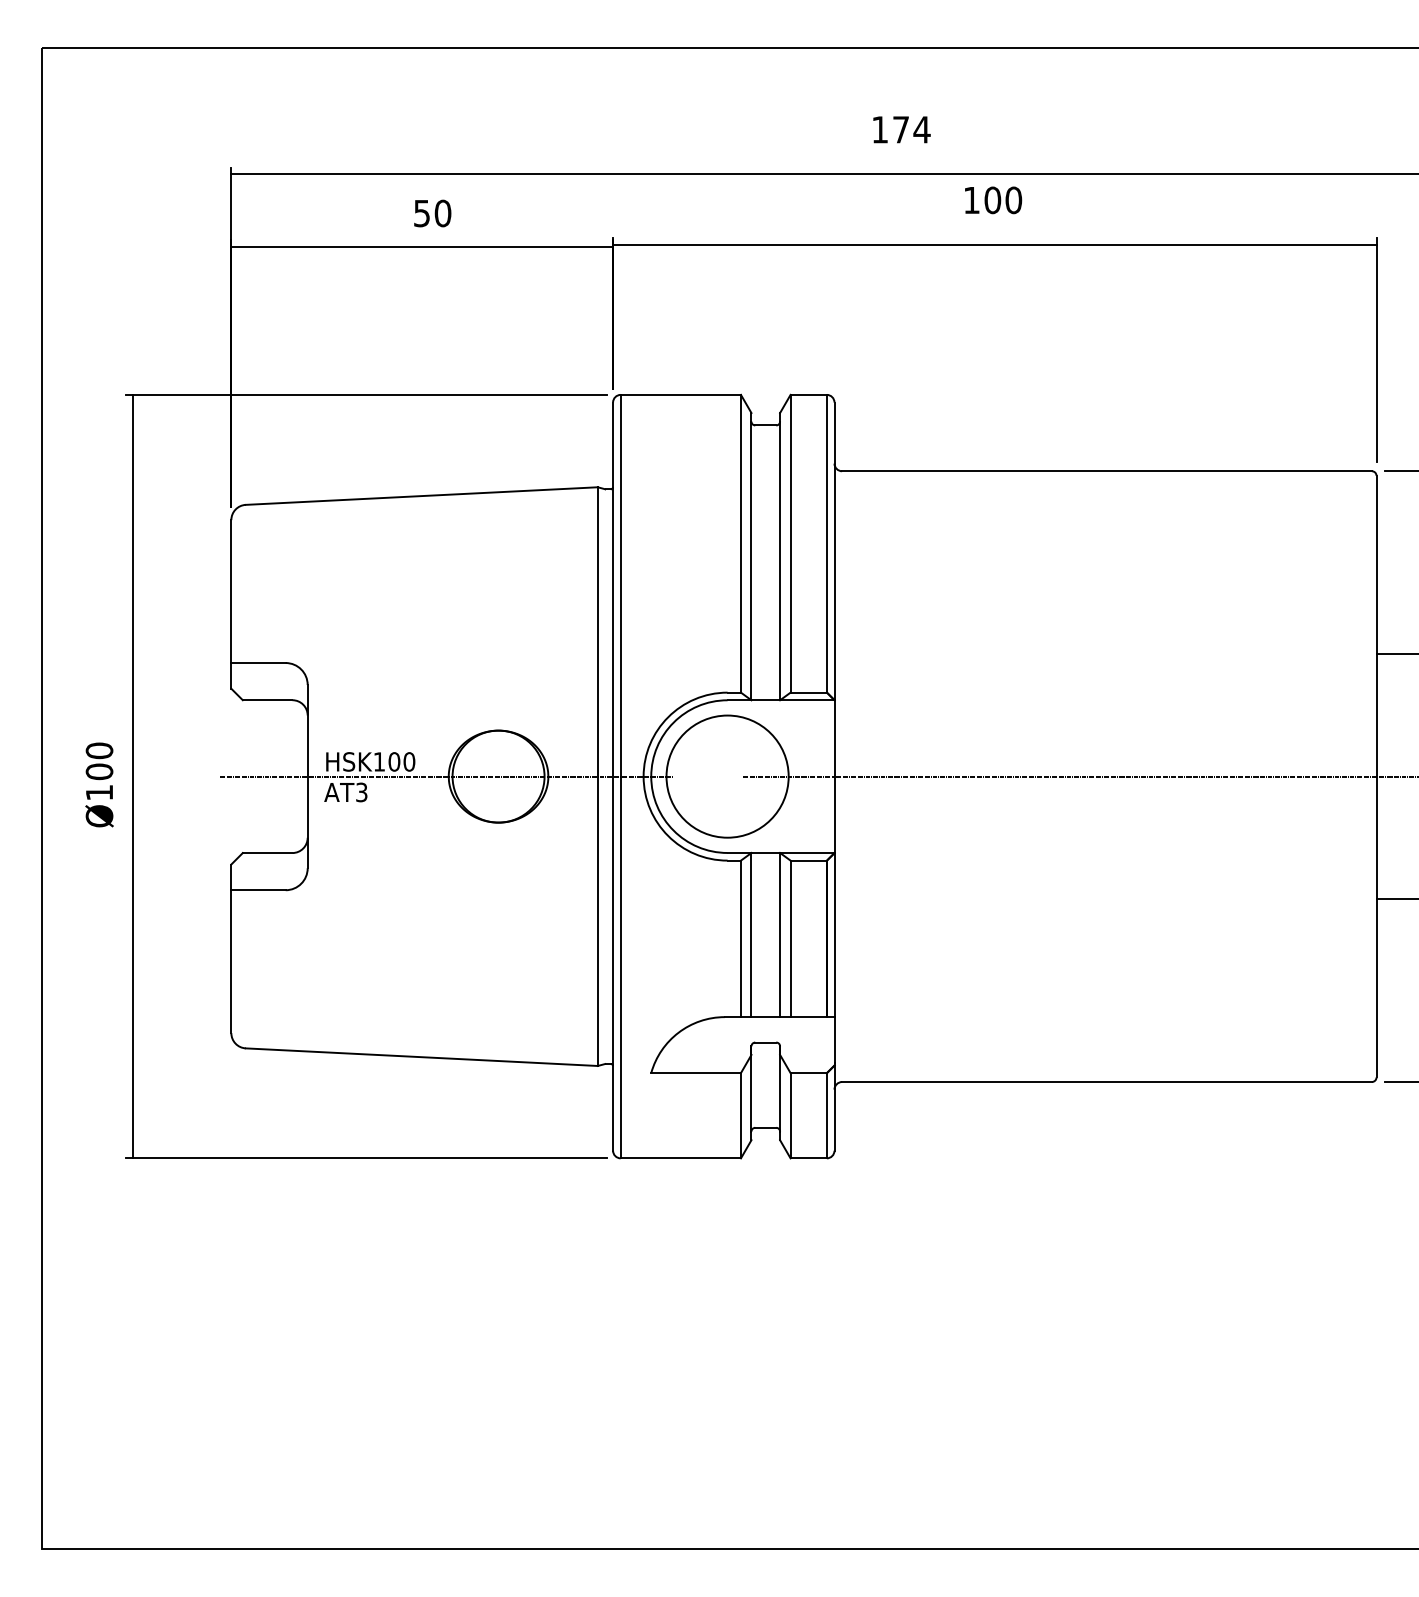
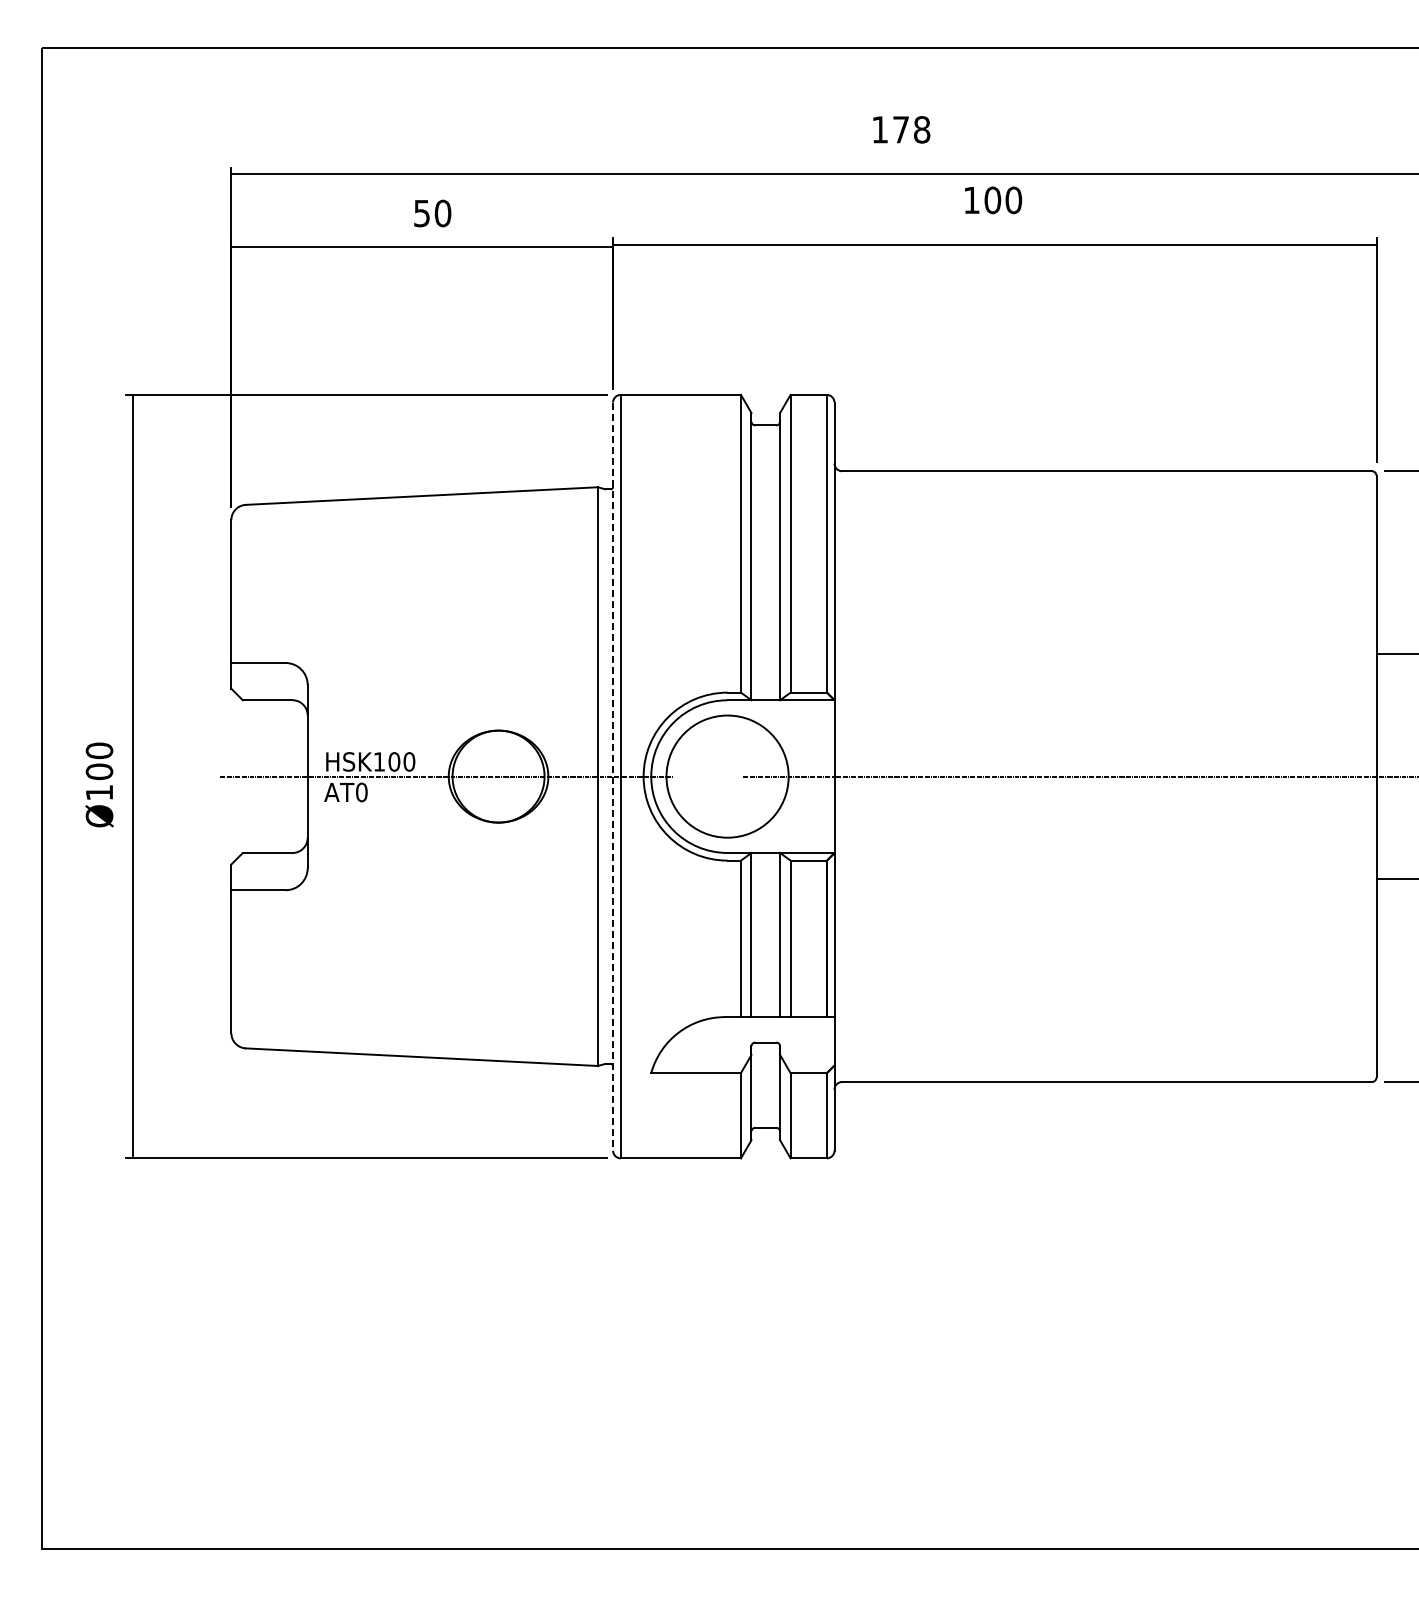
text: 174 -> 178 (921, 129)
line: solid -> dashed (613, 777)
text: AT3 -> AT0 (361, 792)
line position: (1395, 898) -> (1395, 878) (1395, 878)
